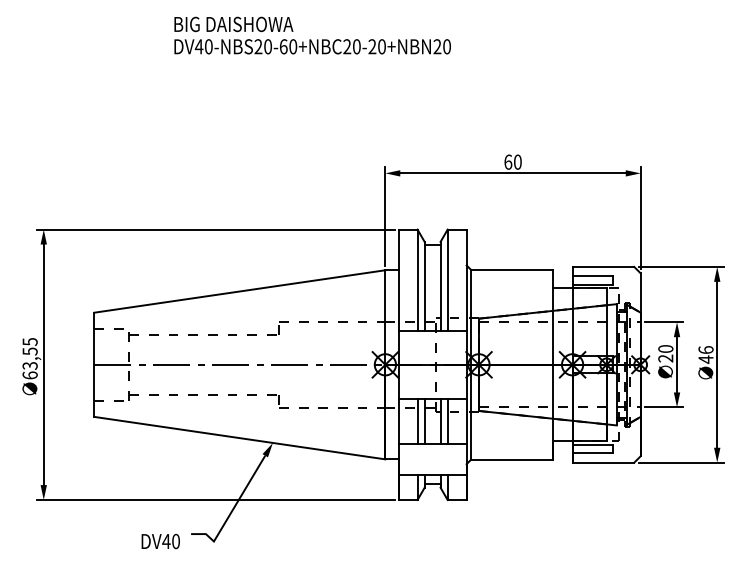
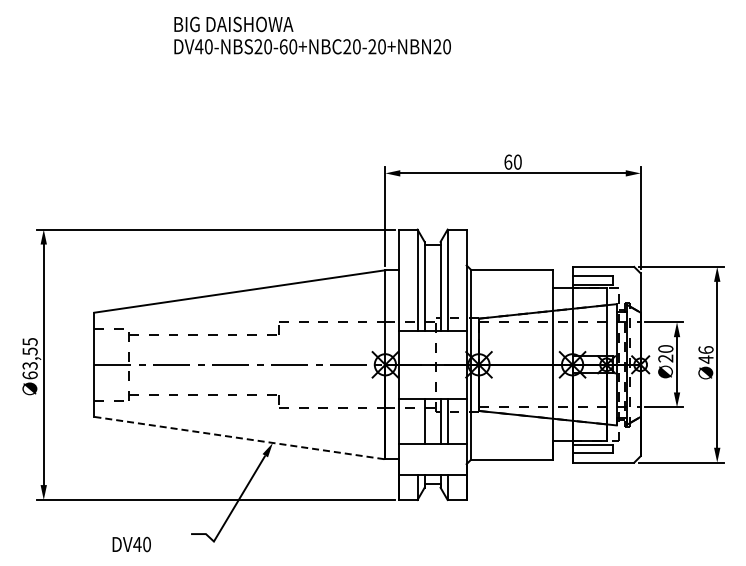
line: present -> none (417, 421)
line: solid -> dashed (240, 438)
text position: (160, 541) -> (131, 544) (131, 544)
